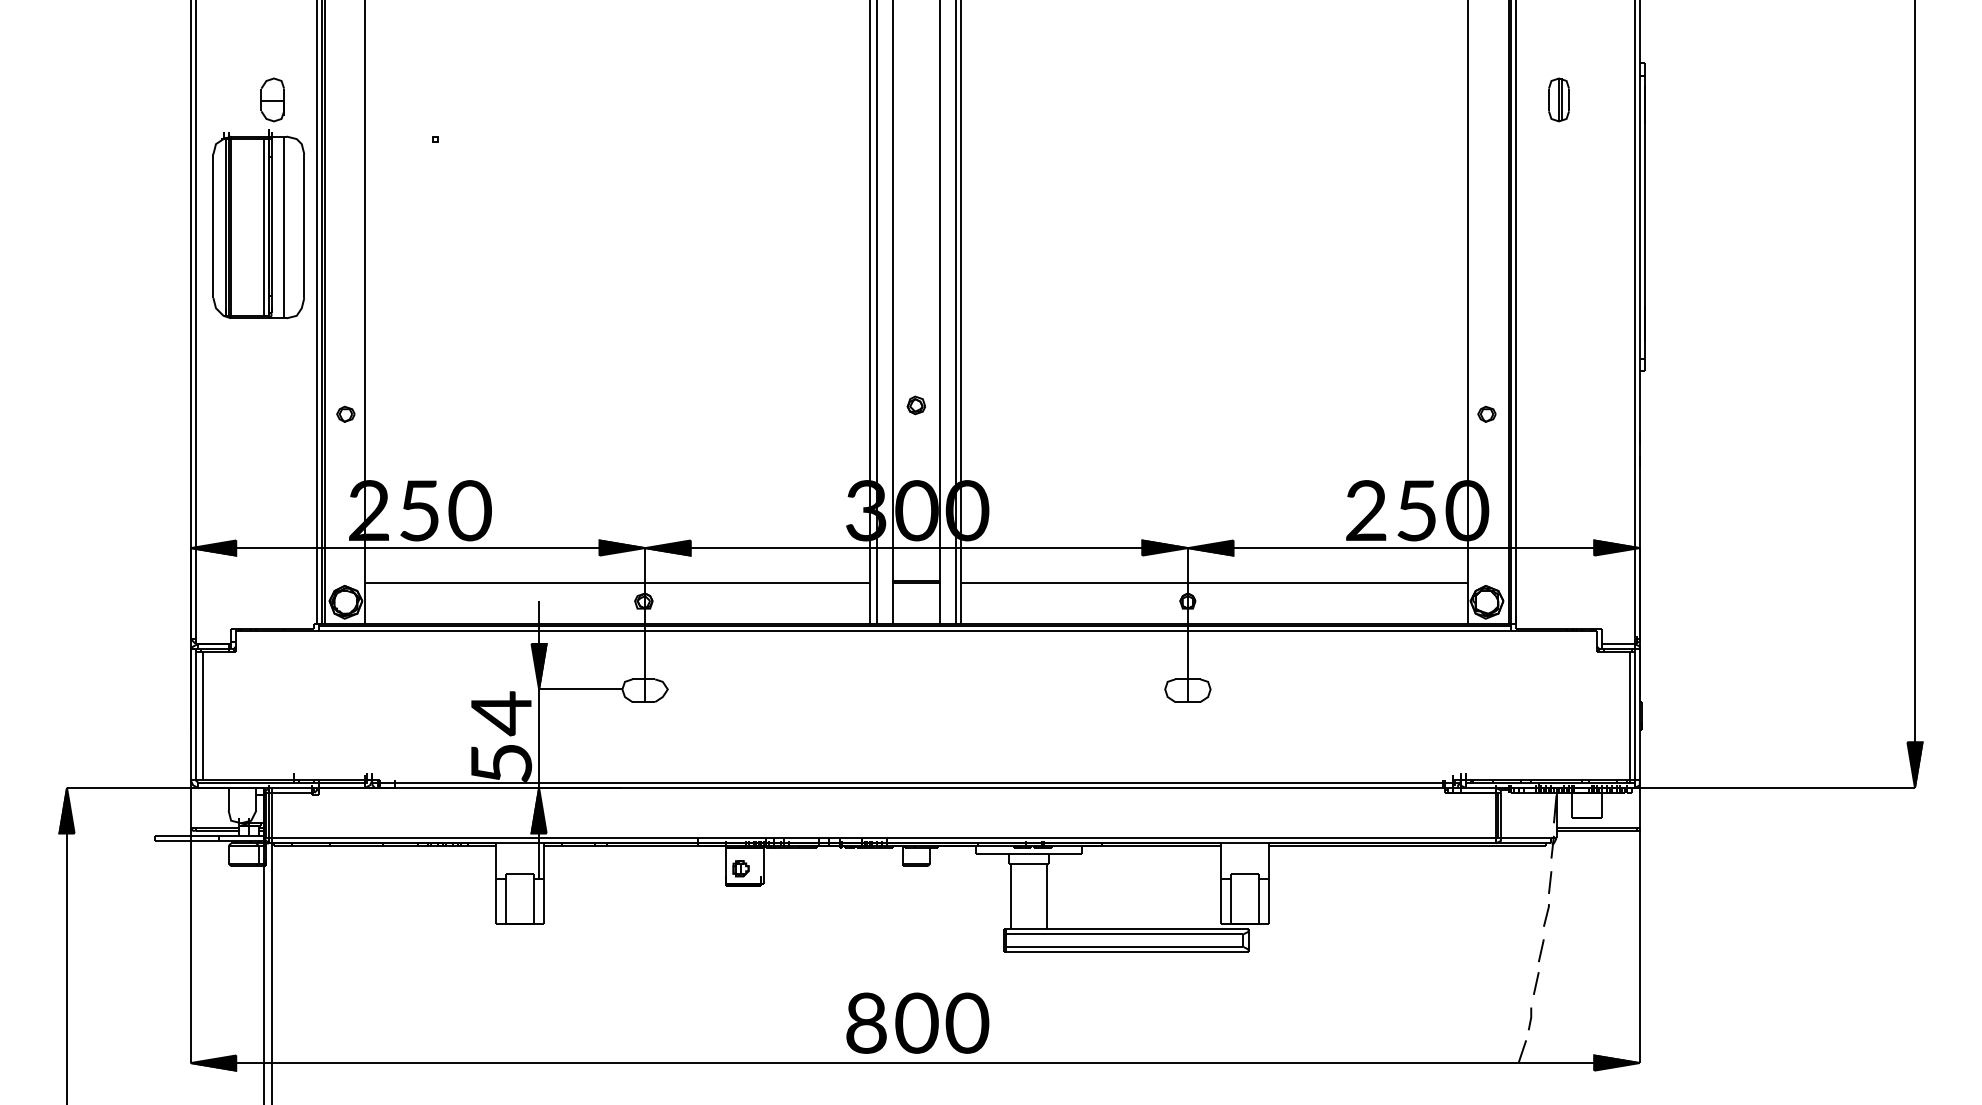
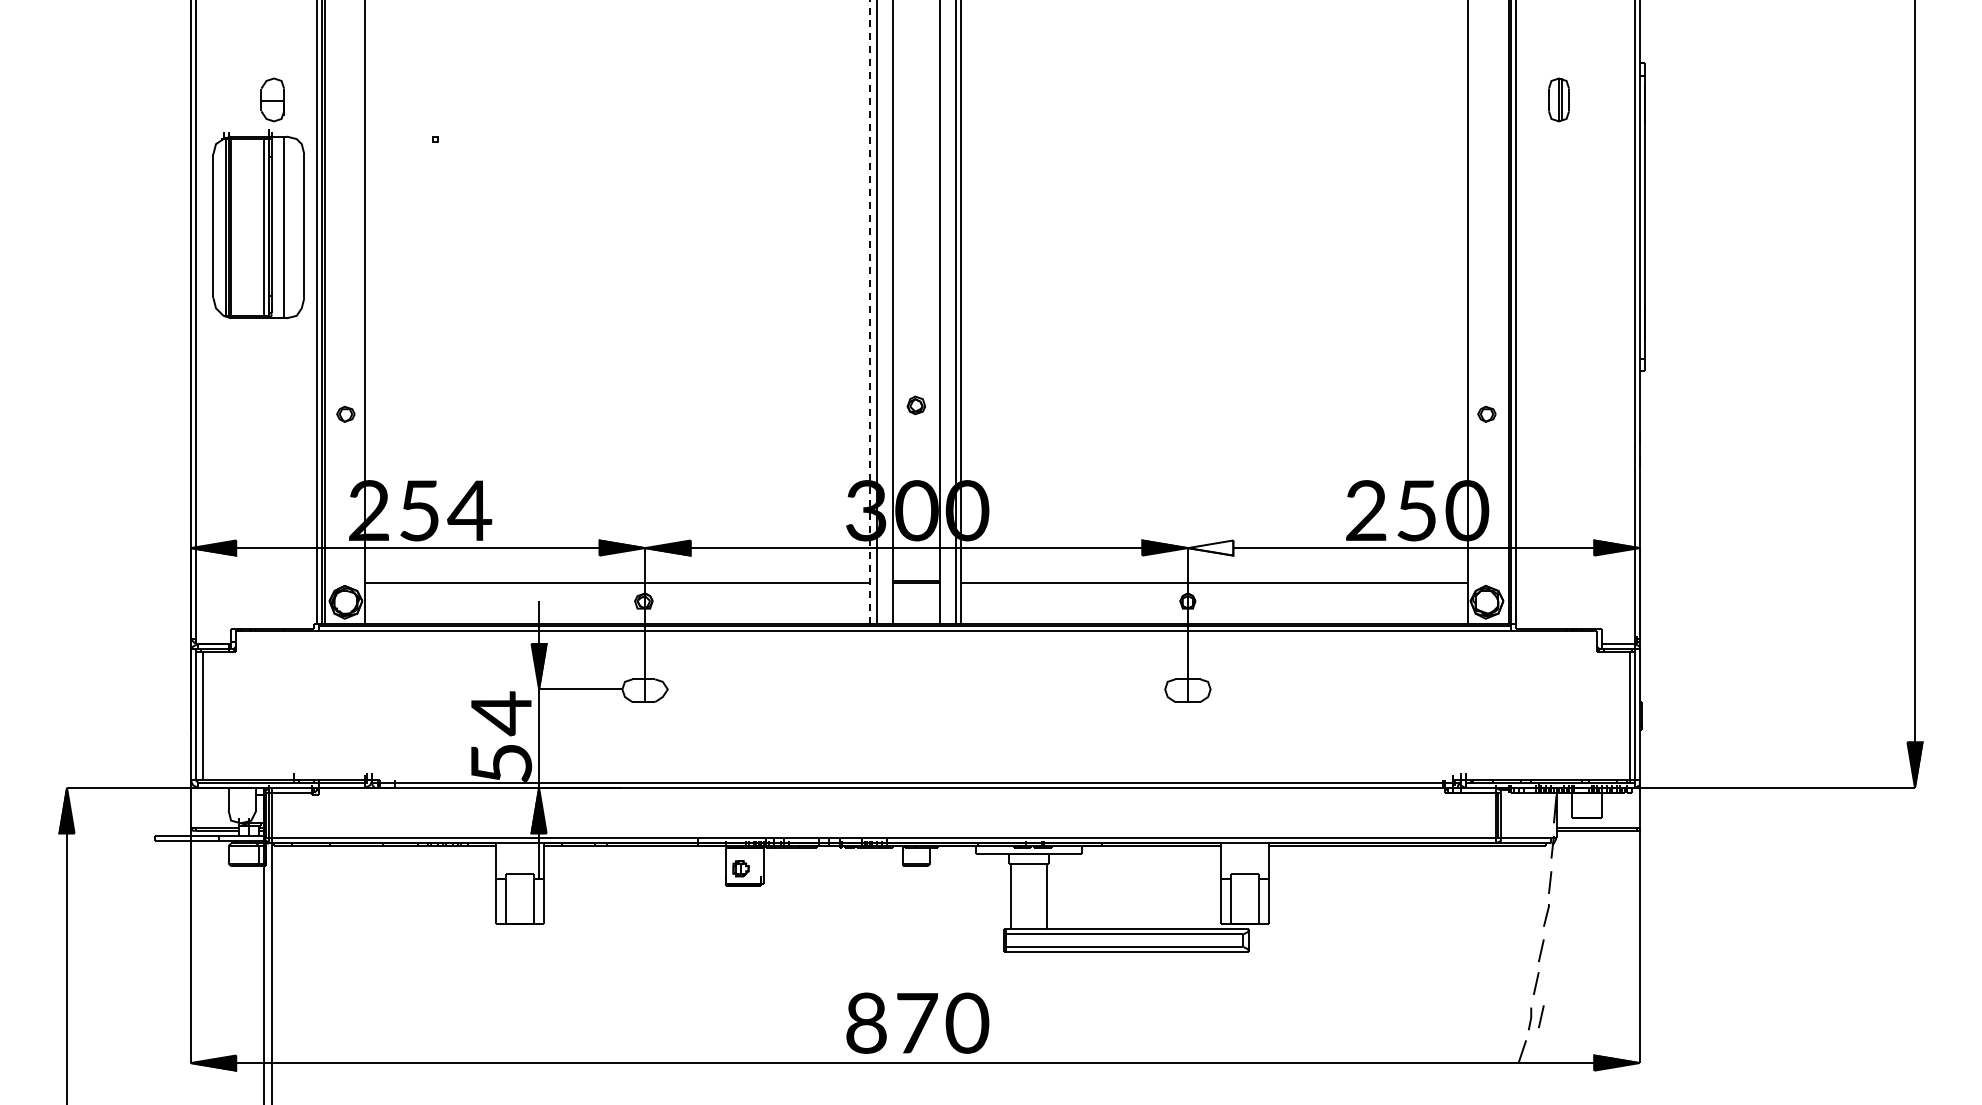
line: solid -> dashed (869, 311)
text: 0 -> 4 (469, 510)
fill: present -> none (1210, 547)
line: none -> present (1541, 1016)
text: 0 -> 7 (916, 1022)
